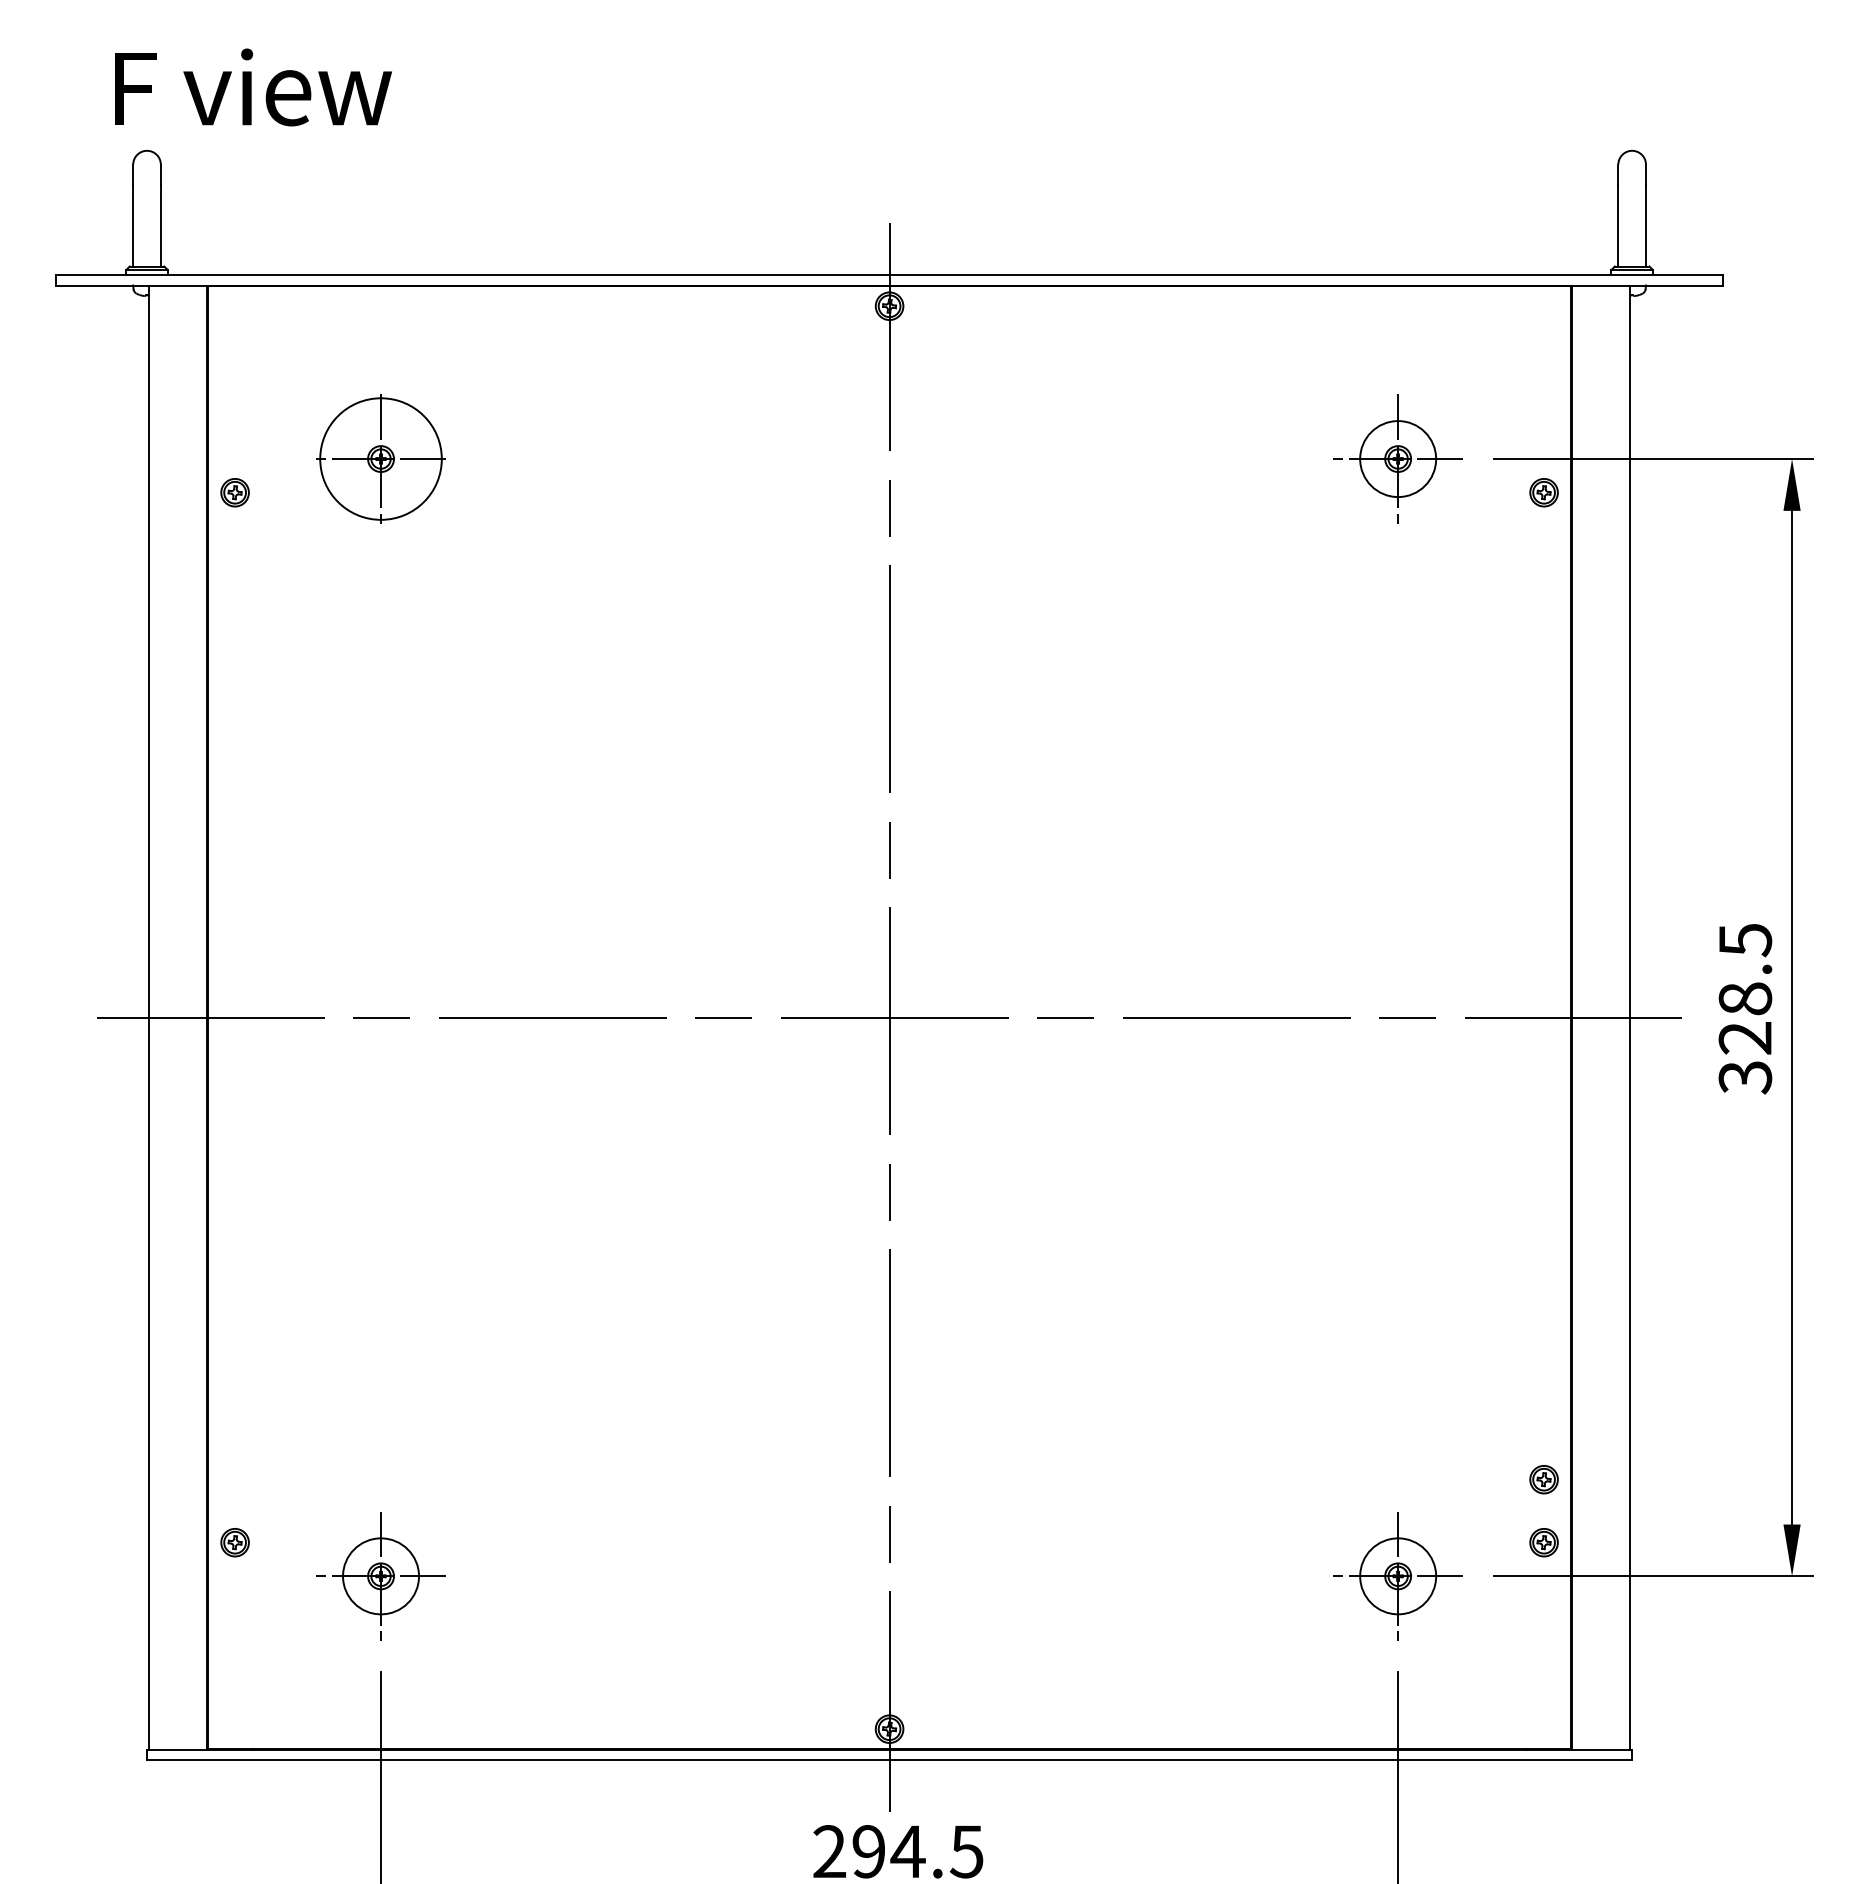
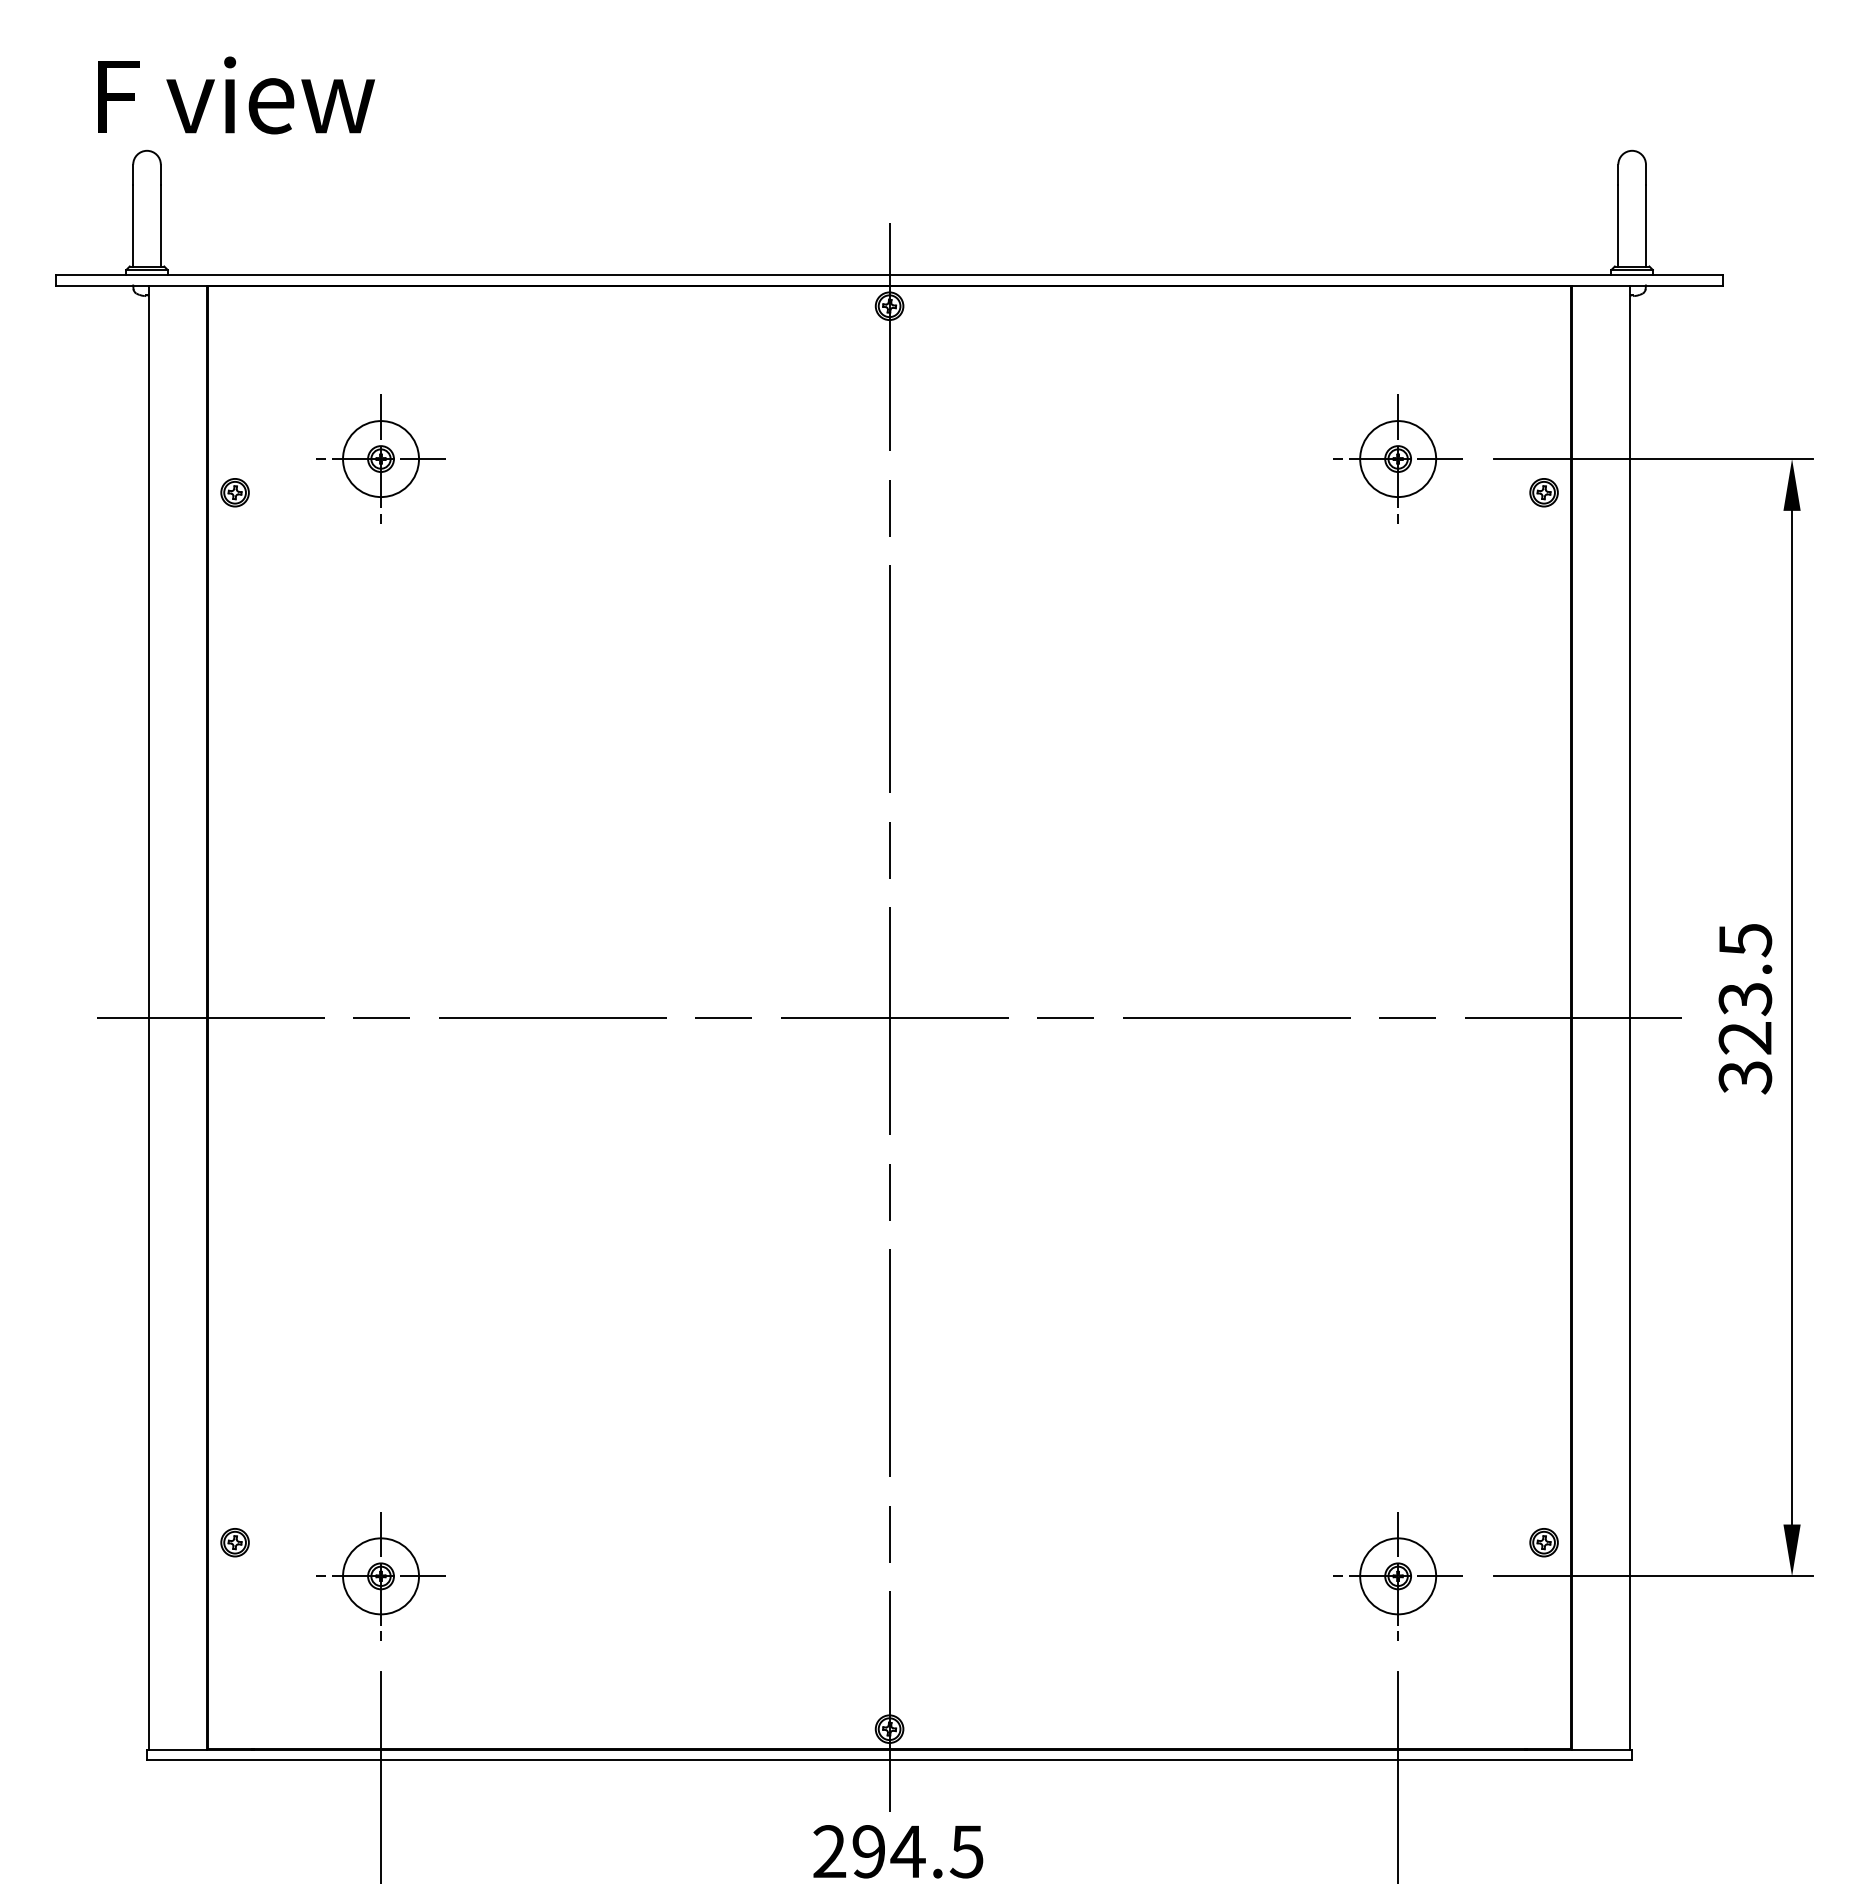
text position: (253, 87) -> (236, 95) (236, 95)
circle diameter: 122 px -> 76 px (381, 459)
text: 328.5 -> 323.5 (1745, 999)
part: present -> none (1543, 1479)
